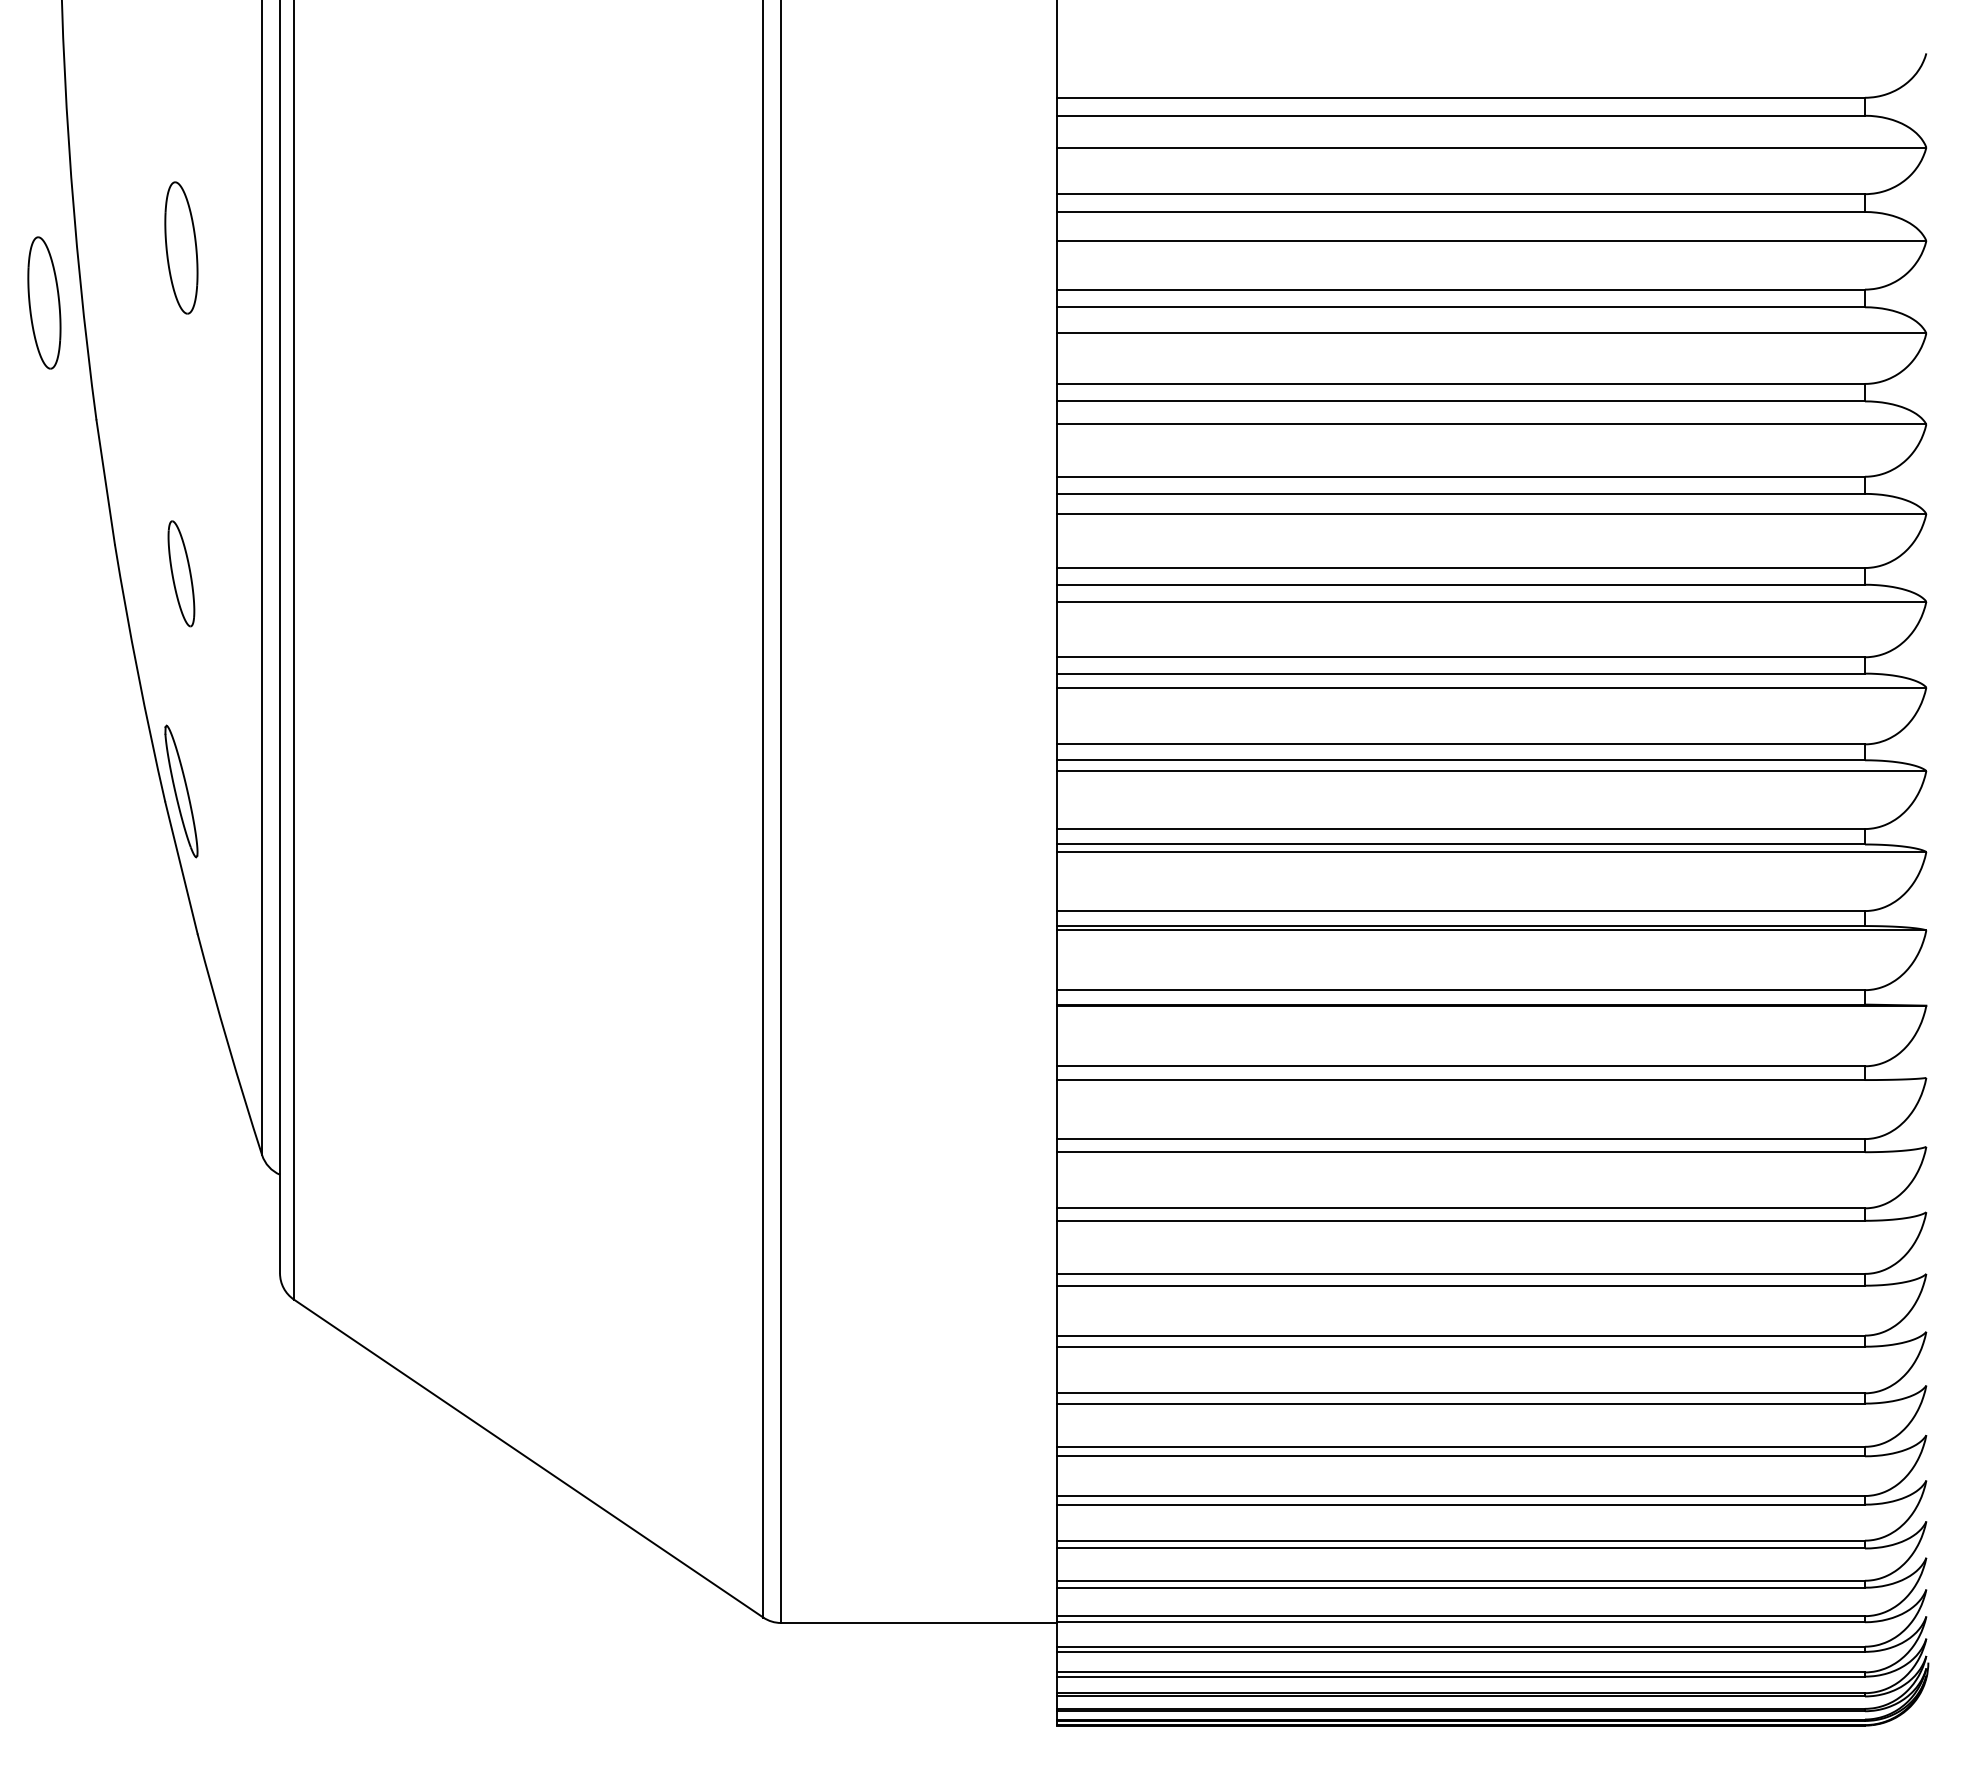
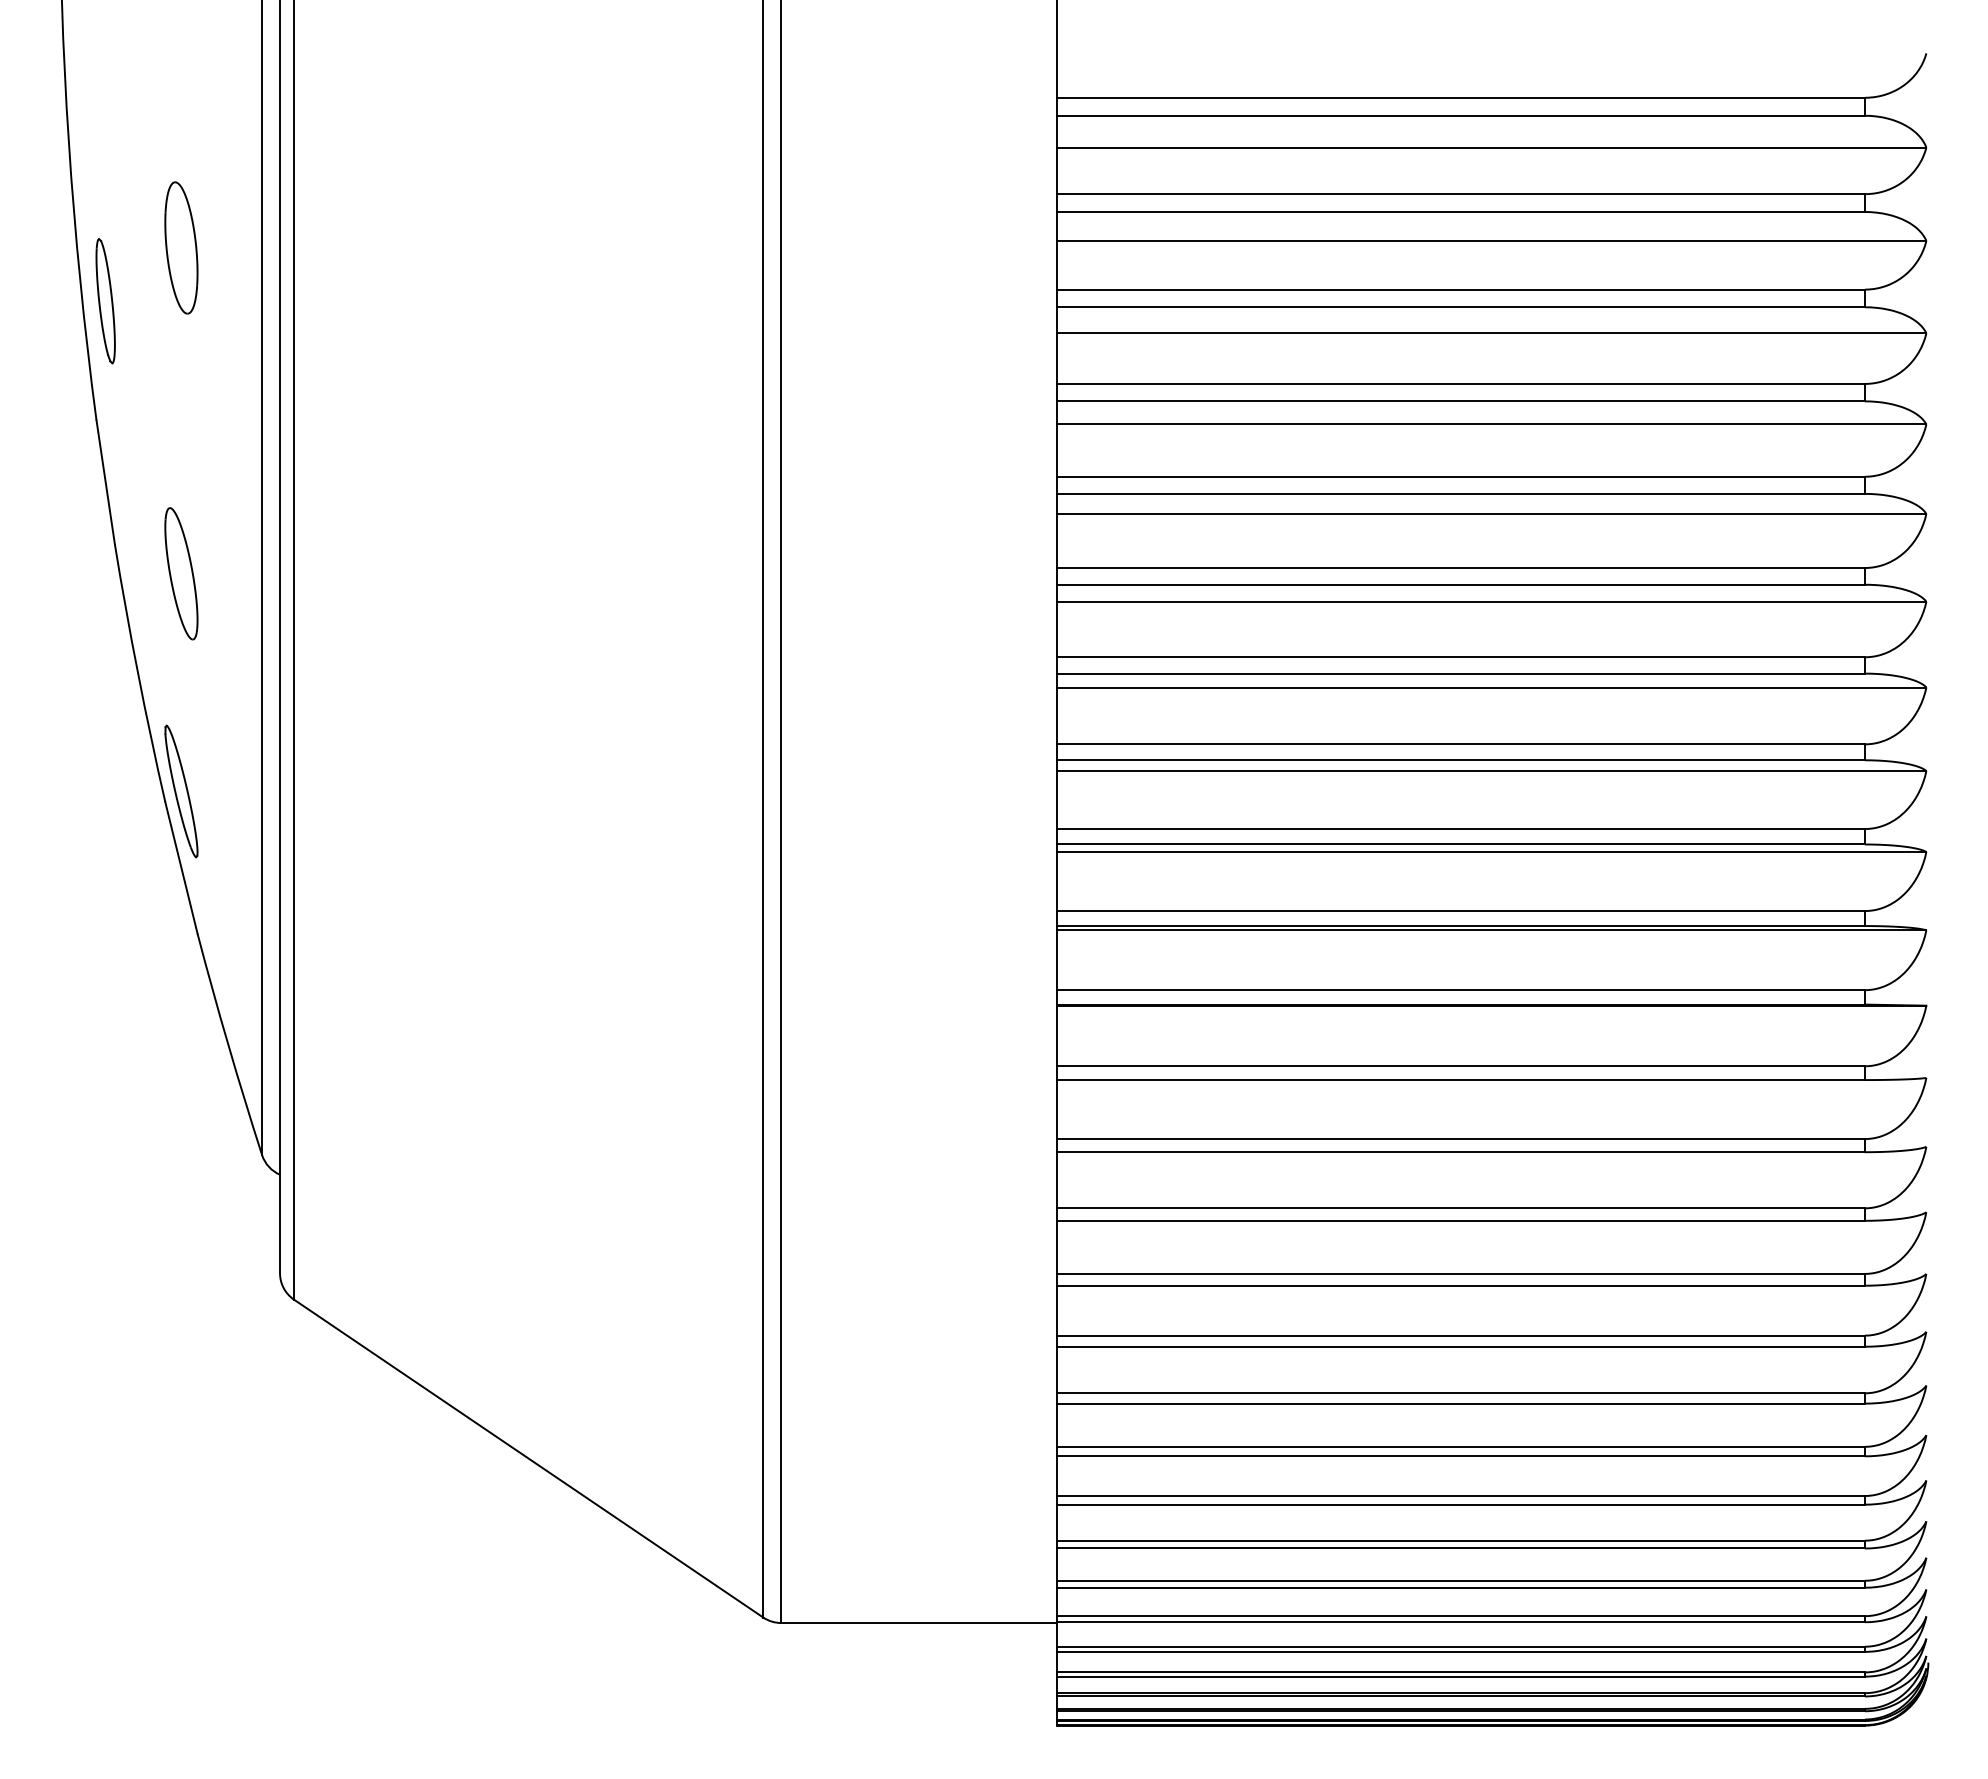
part: none -> present (105, 301)
part: present -> none (44, 302)
part size: 29x108 px -> 35x134 px (181, 573)
